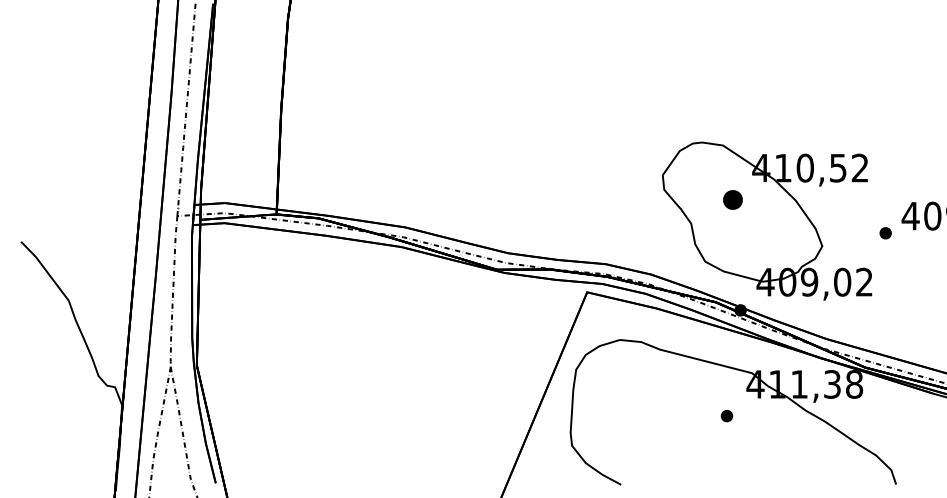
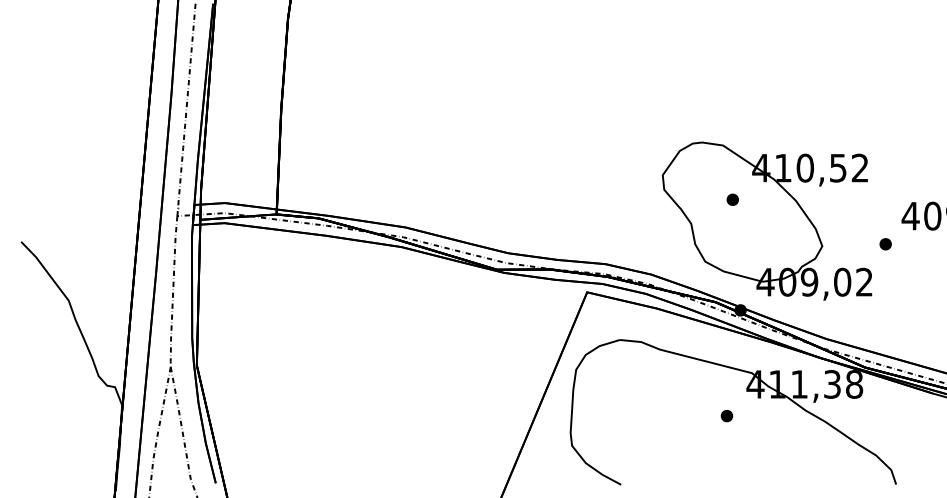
part size: 20x20 px -> 13x13 px (732, 199)
part position: (885, 233) -> (885, 244) (885, 244)
